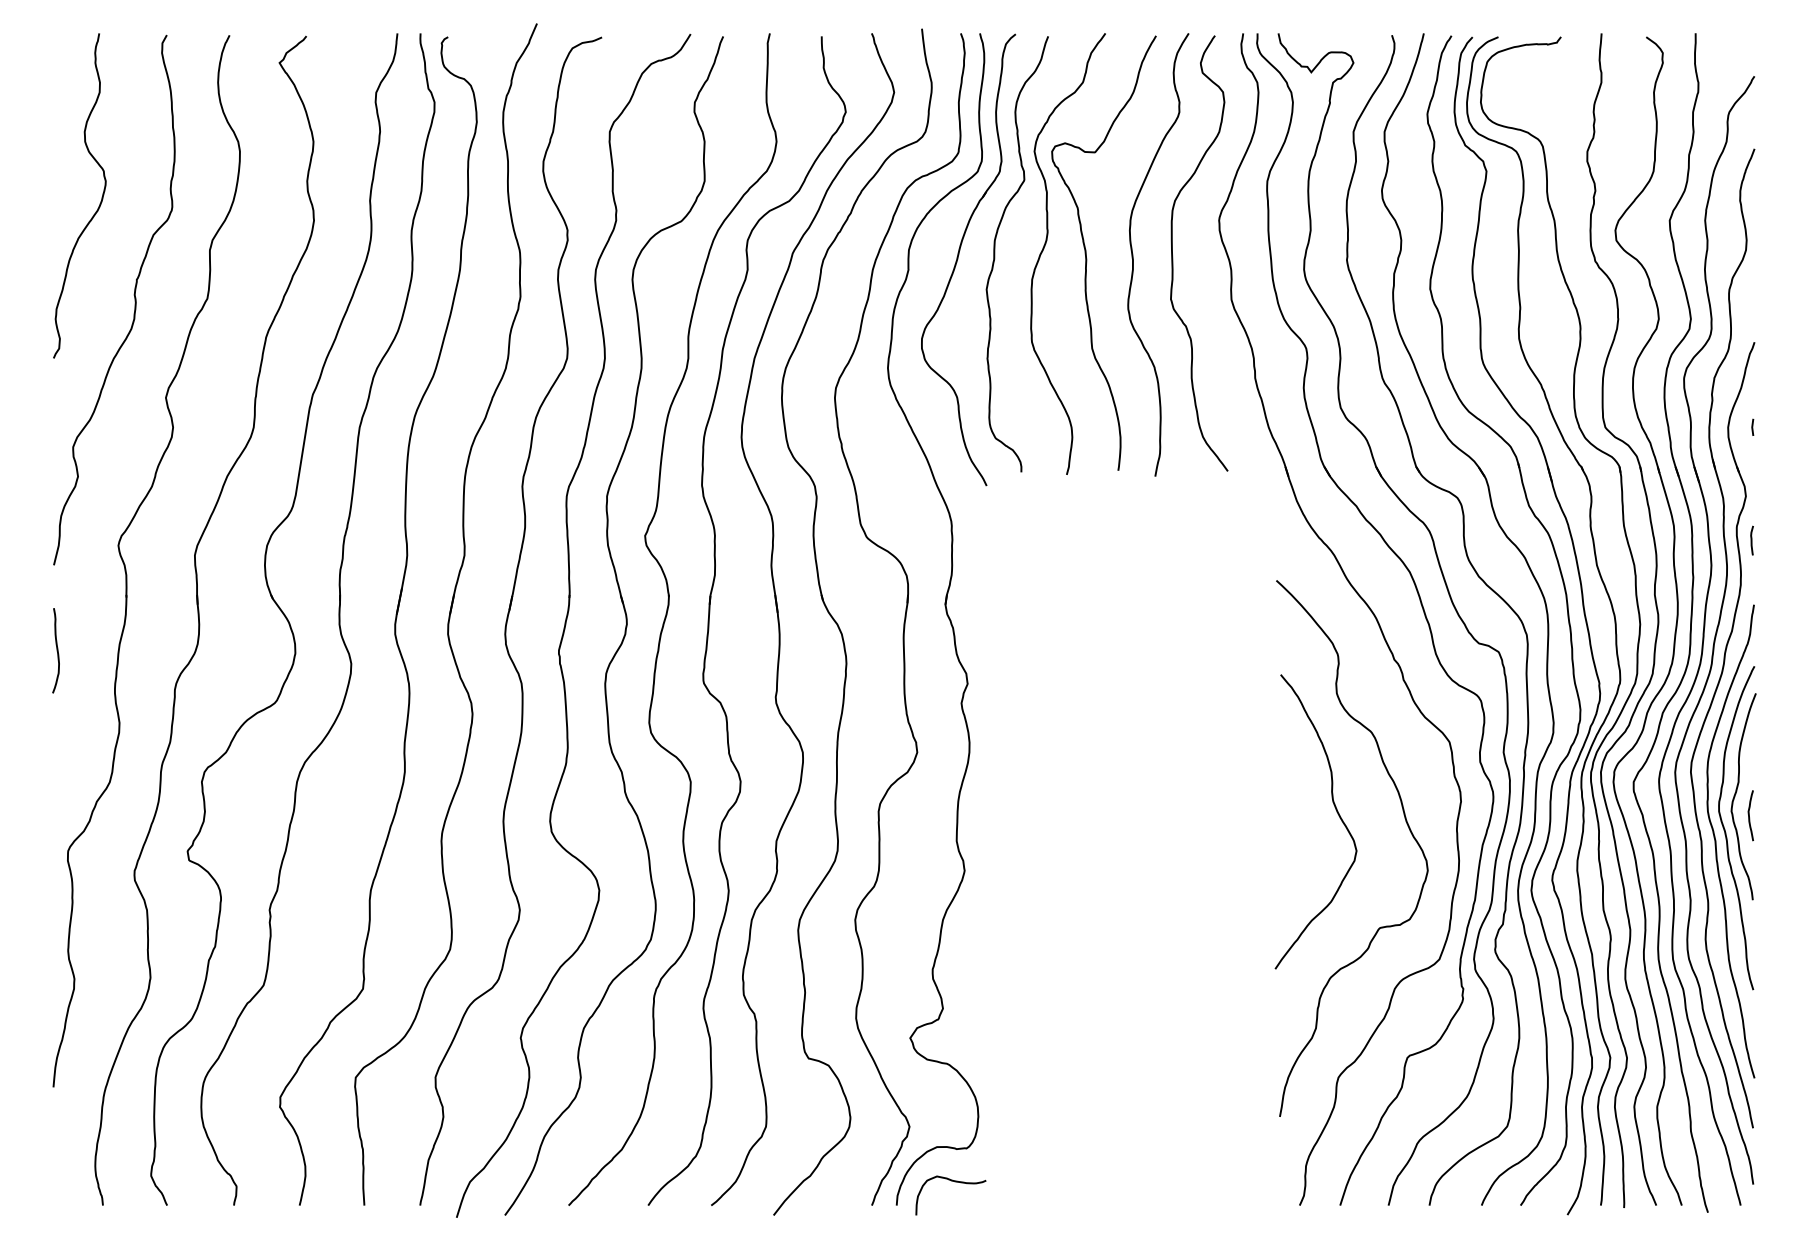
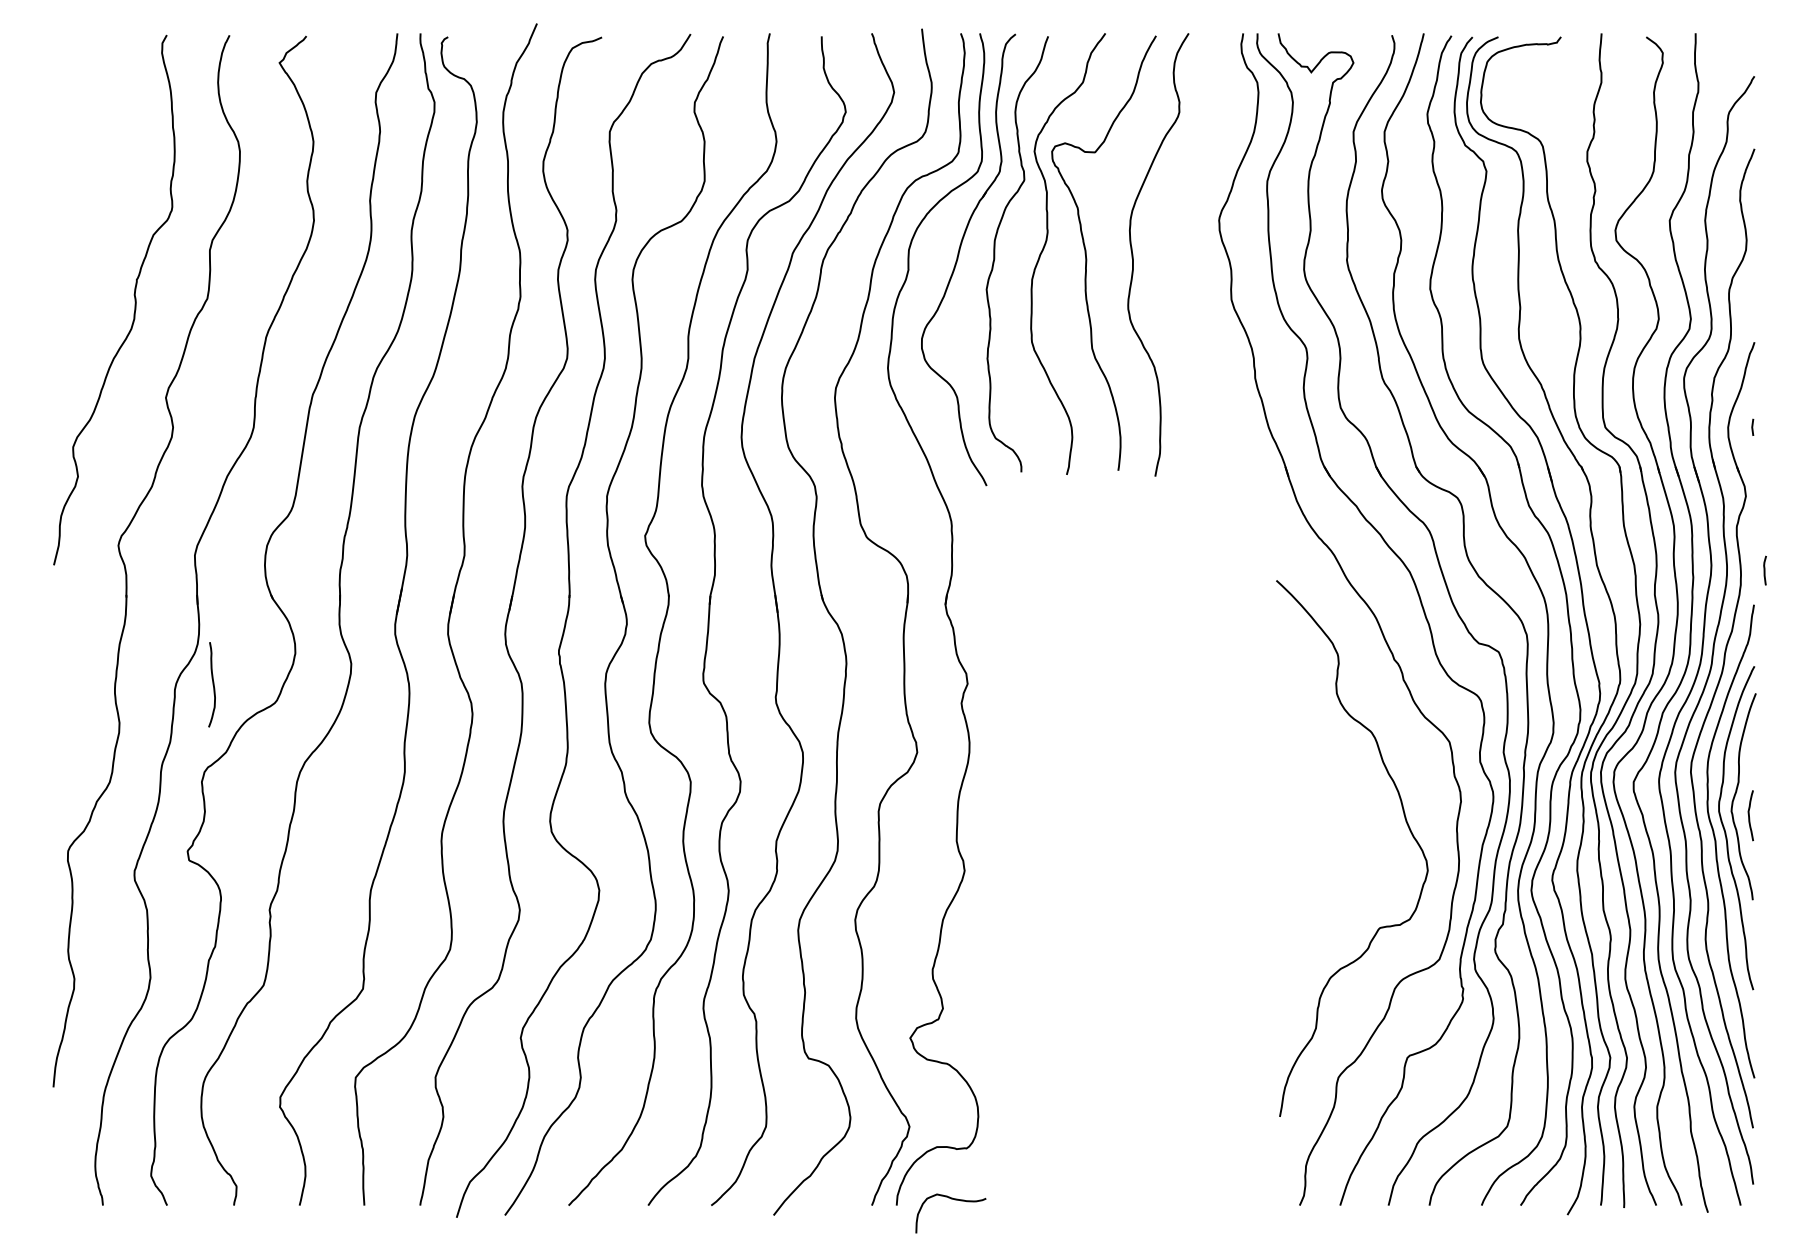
curve: present -> none (99, 203)
curve: present -> none (1173, 256)
line position: (1751, 540) -> (1764, 570) (1764, 570)
curve position: (56, 650) -> (212, 684) (212, 684)
curve: present -> none (1336, 812)
curve position: (954, 1182) -> (954, 1200) (954, 1200)
